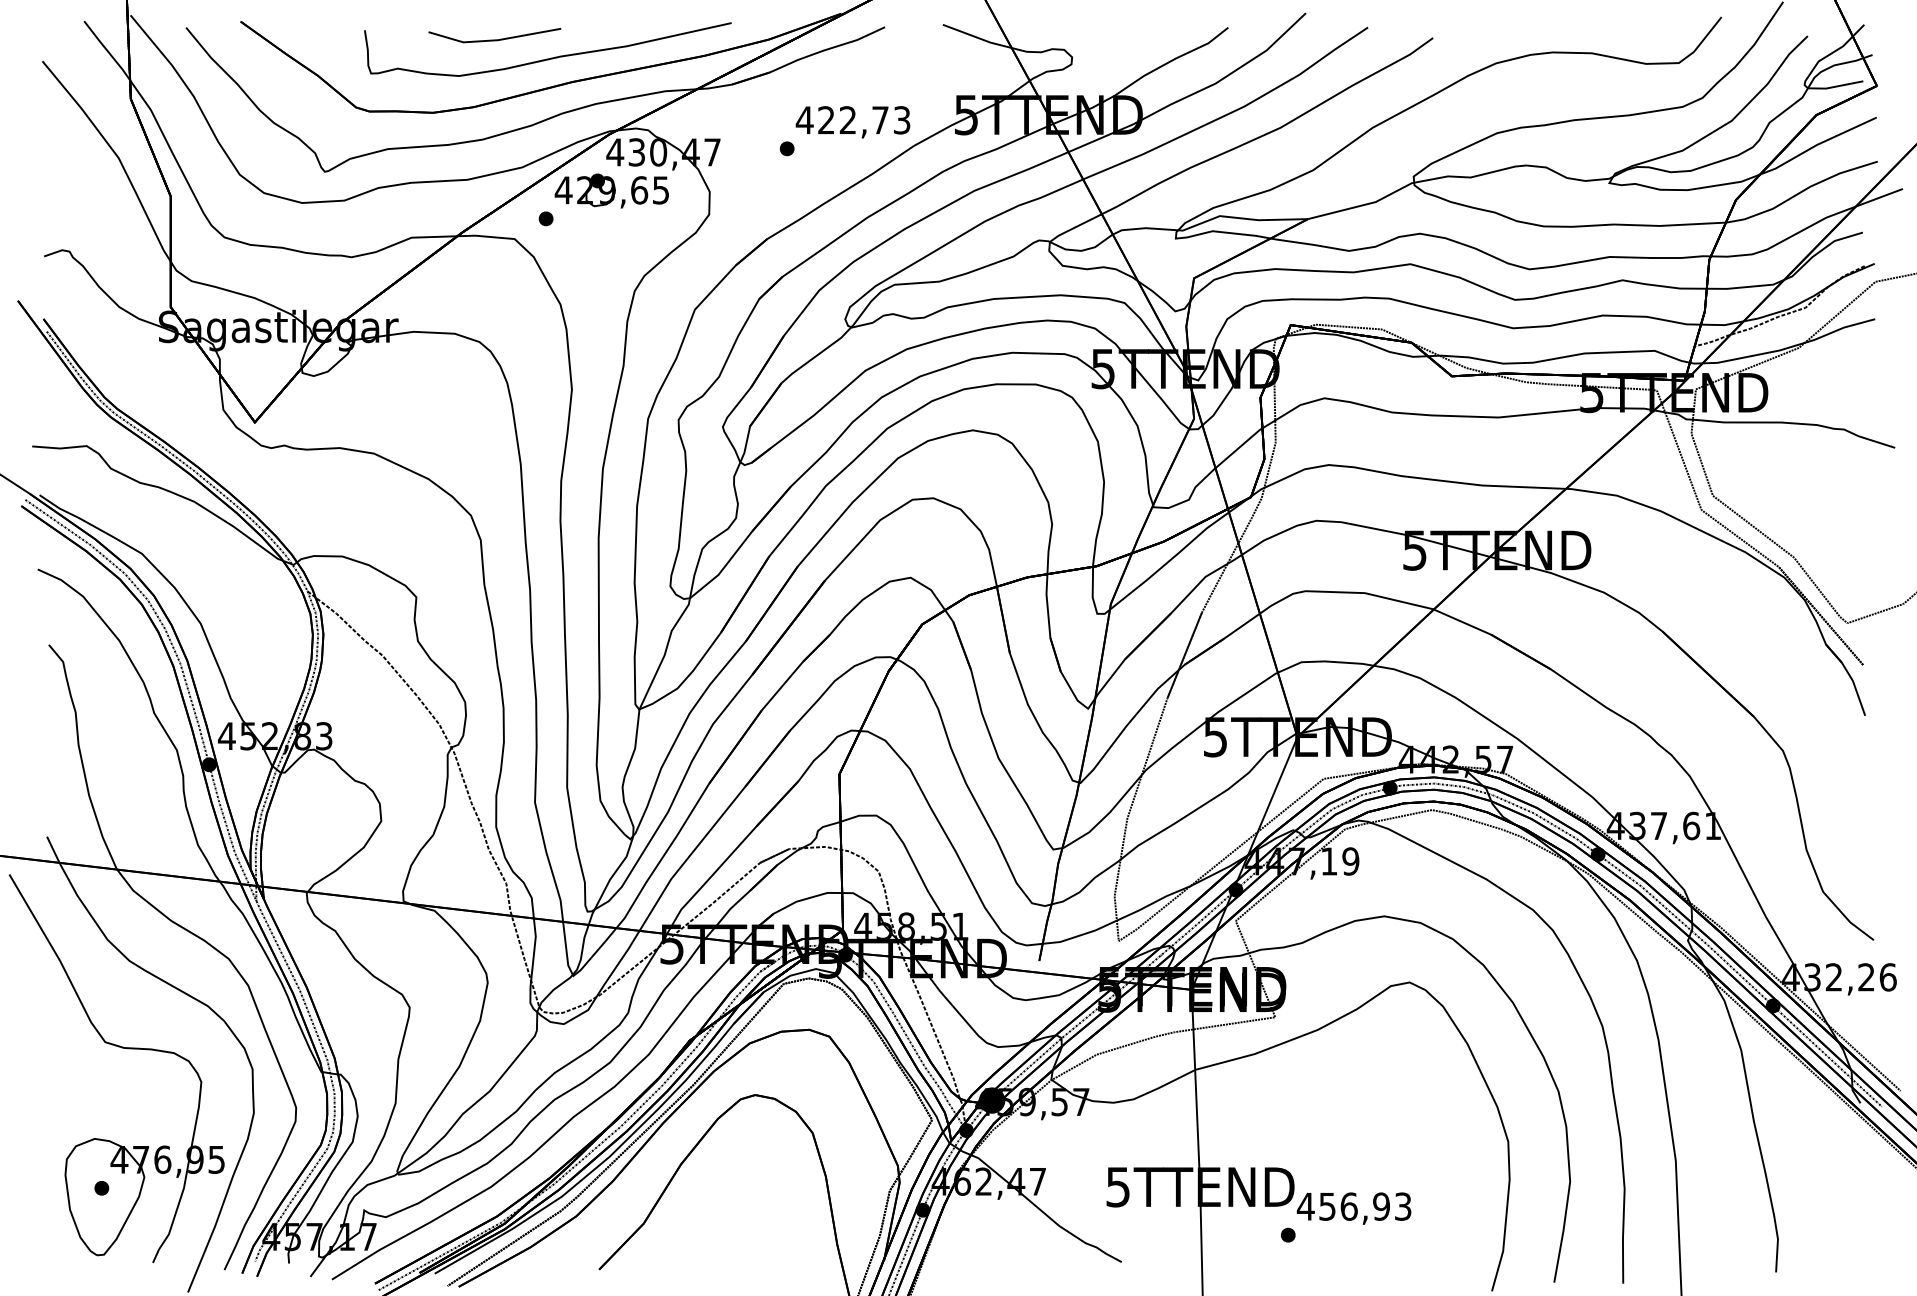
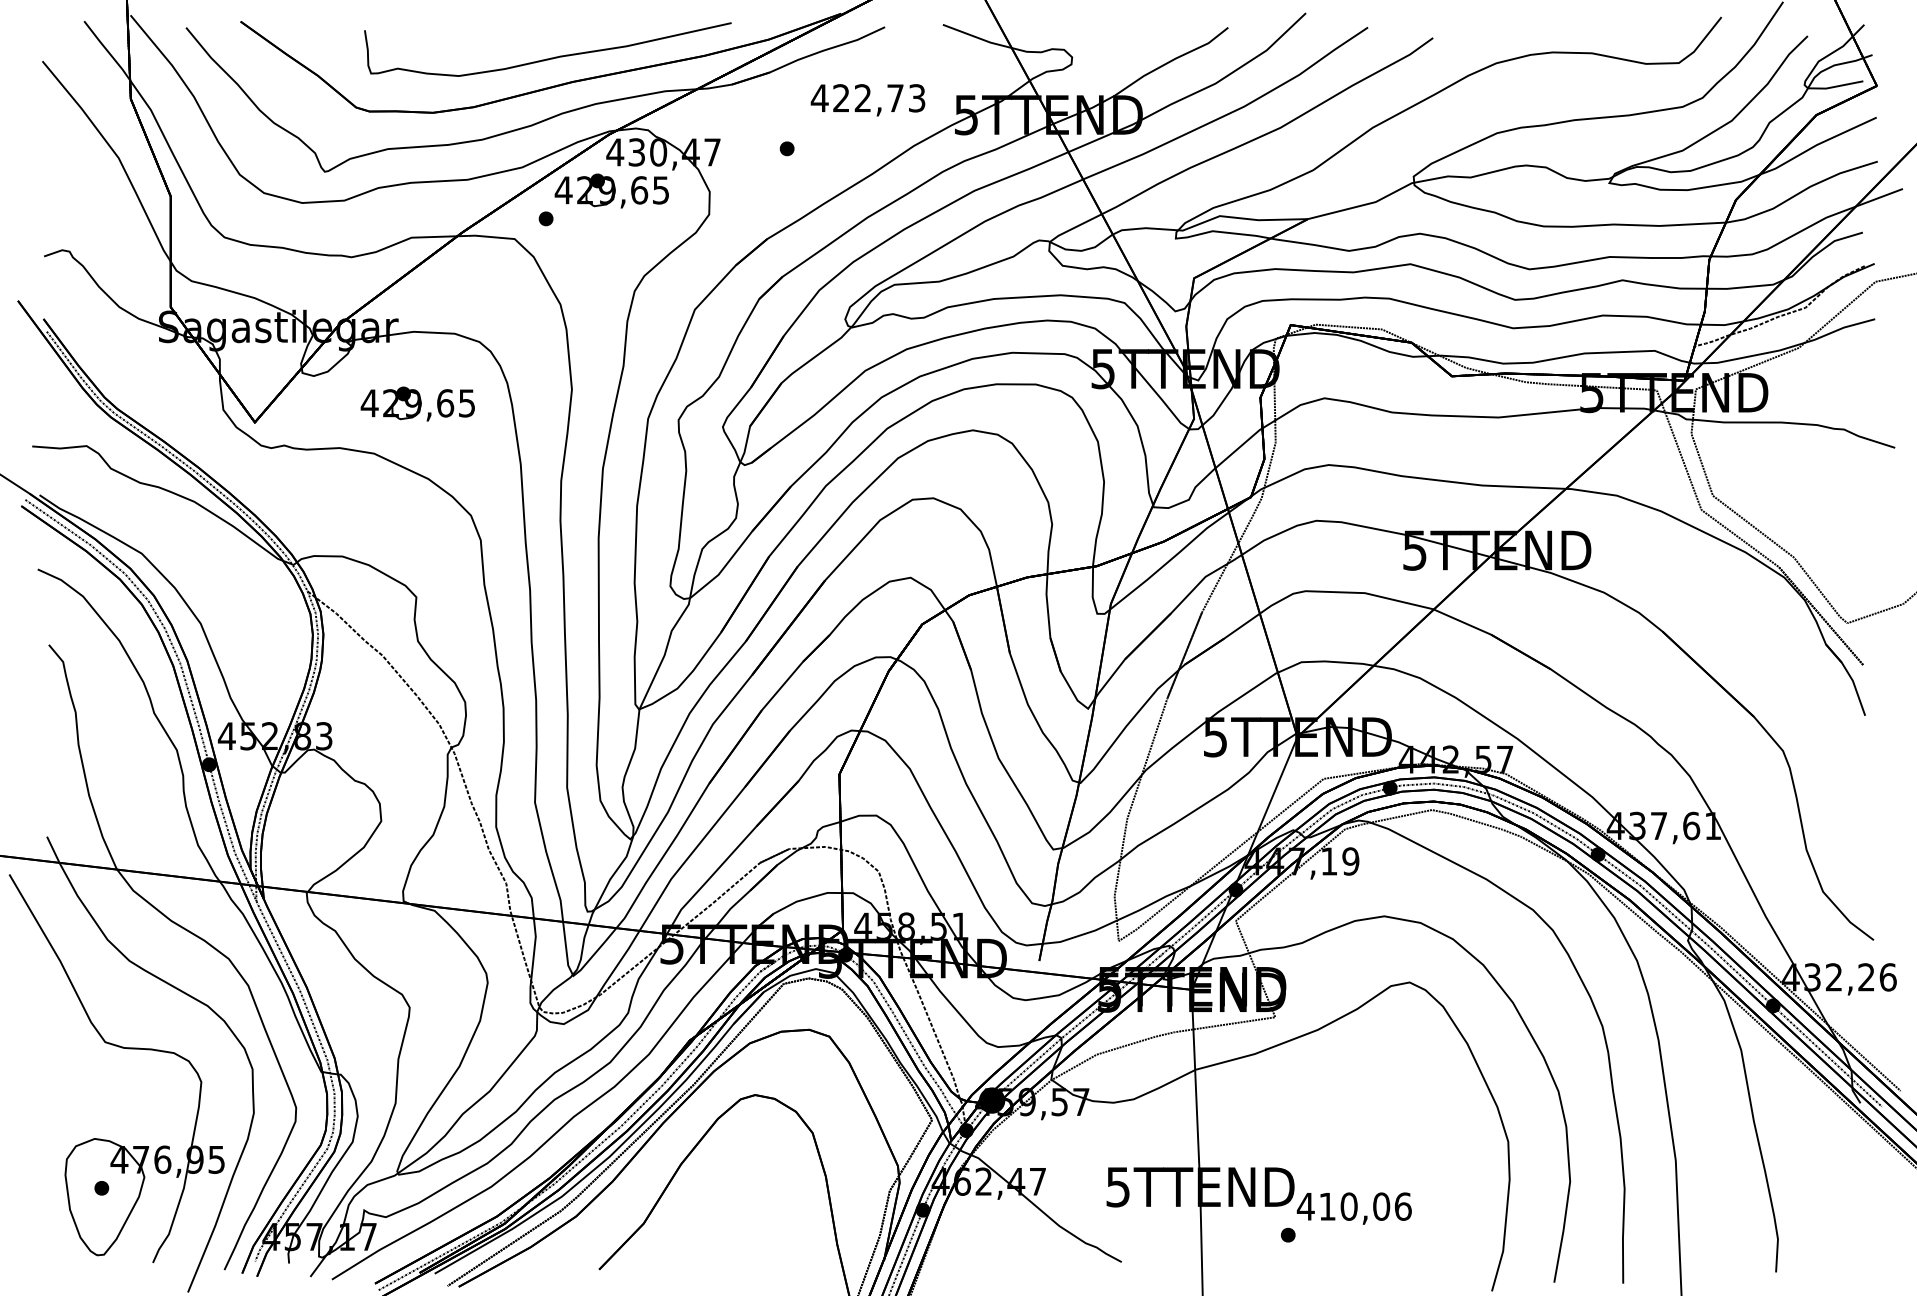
line: present -> none (494, 39)
text position: (852, 122) -> (867, 100) (867, 100)
part: none -> present (417, 403)
text: 456,93 -> 410,06 (1365, 1206)
